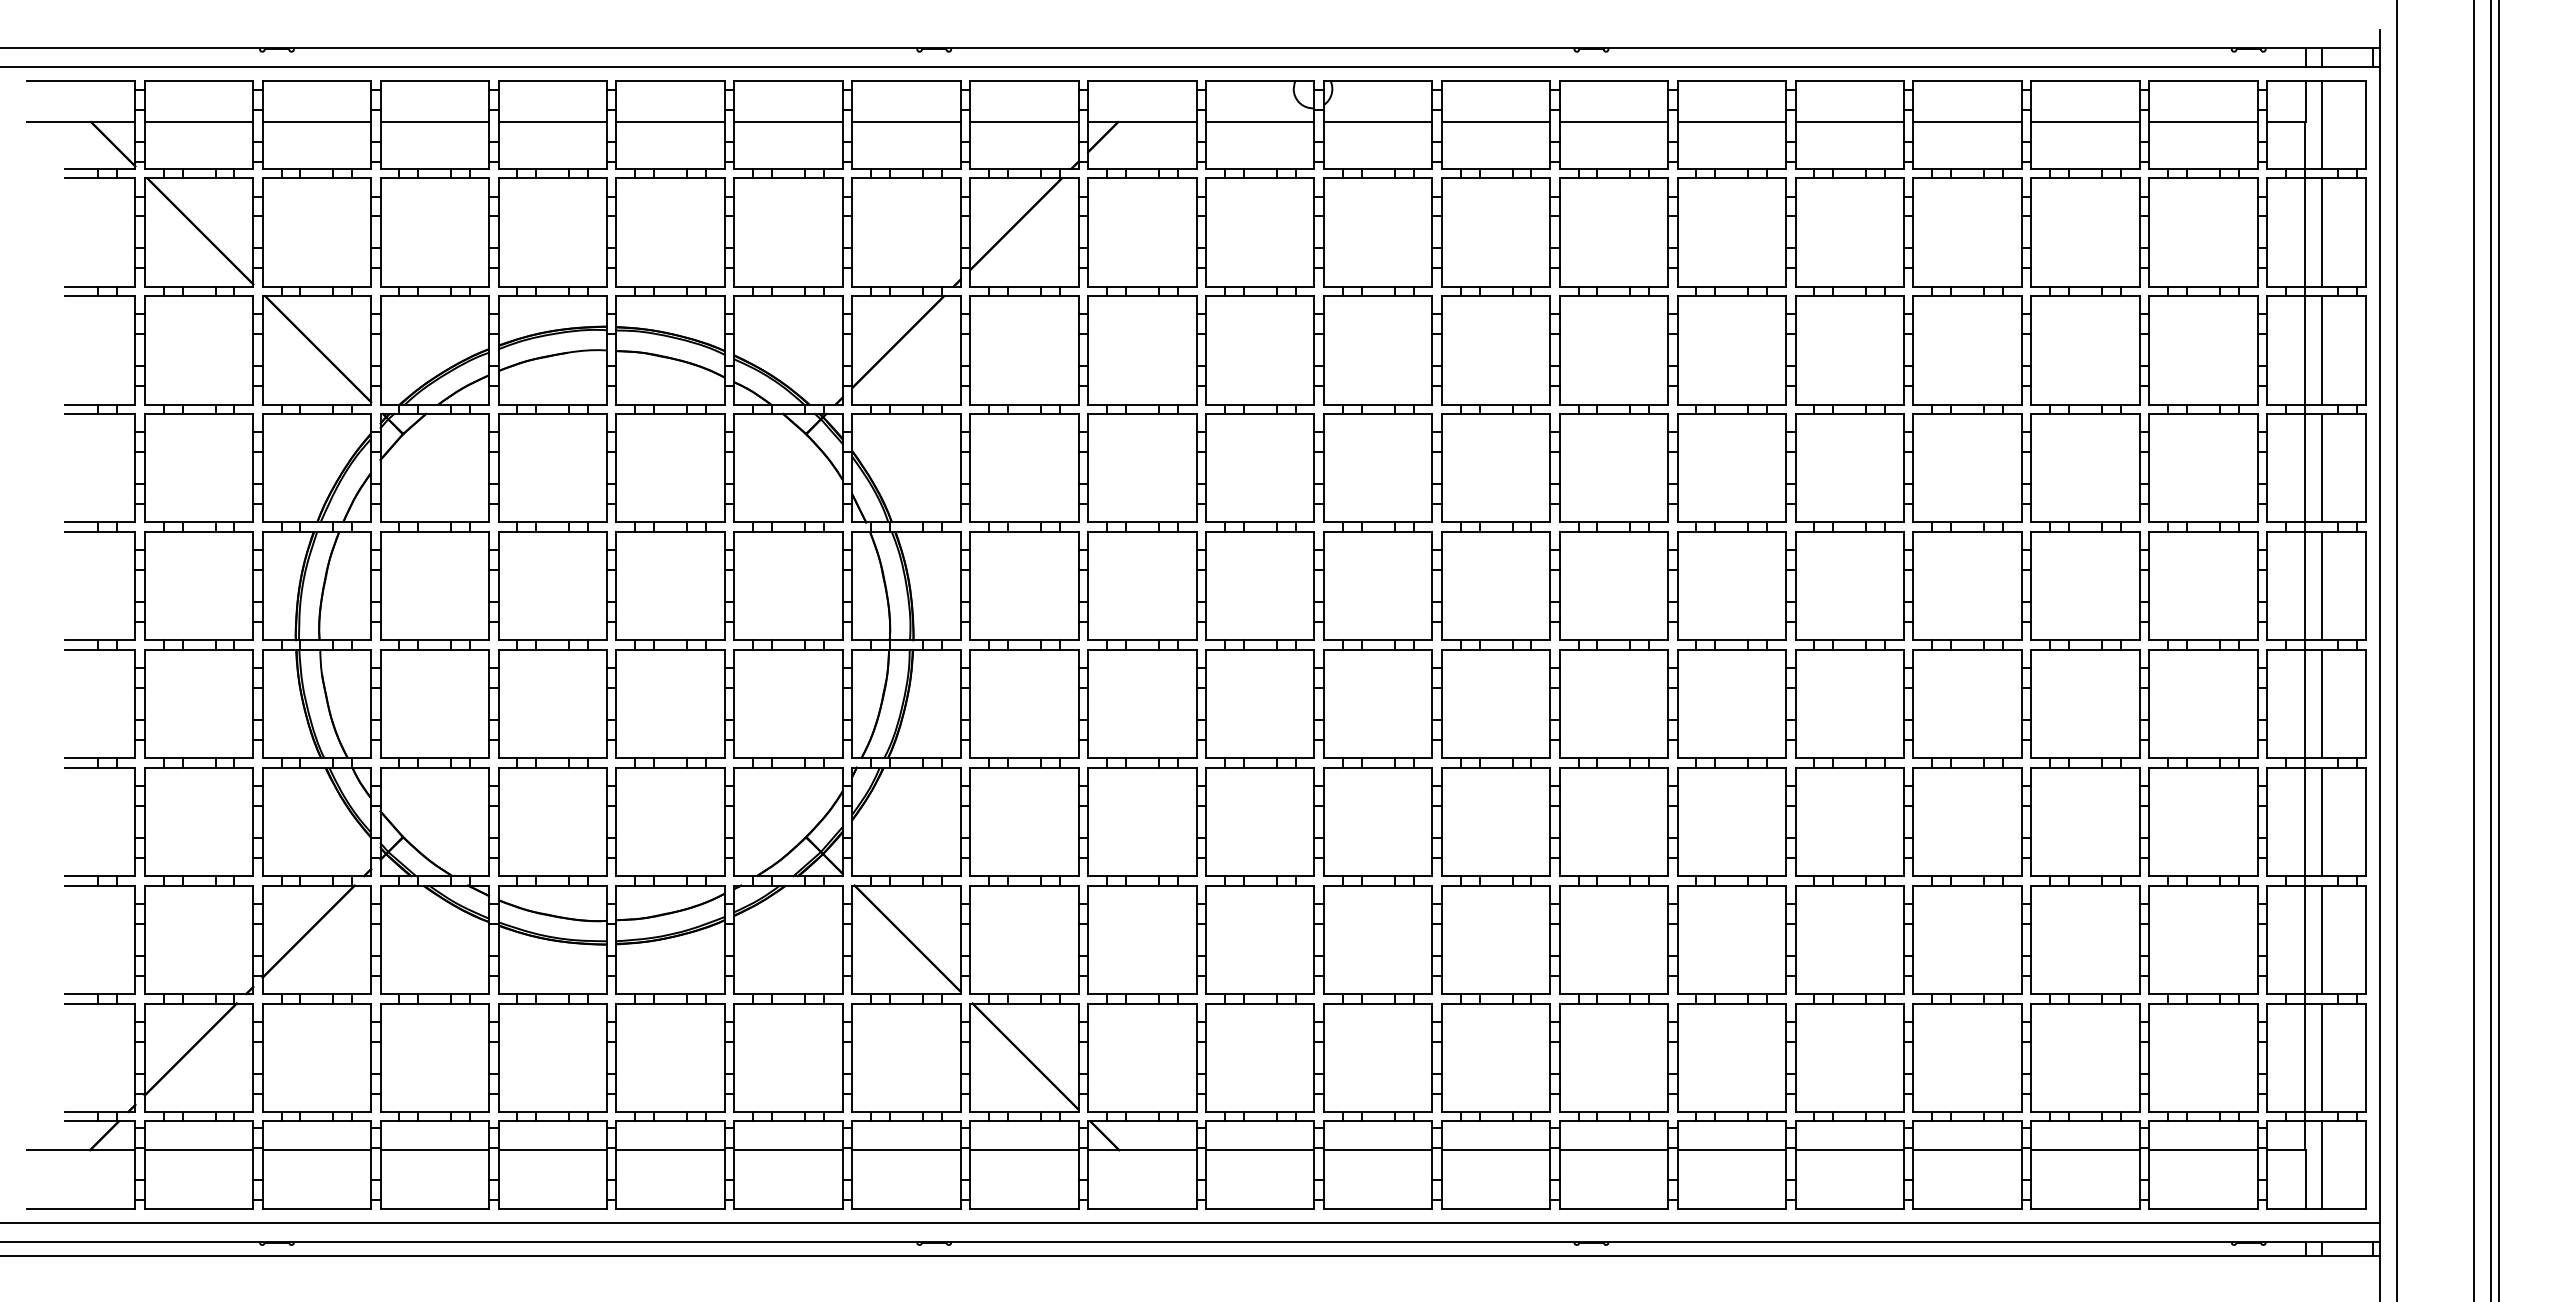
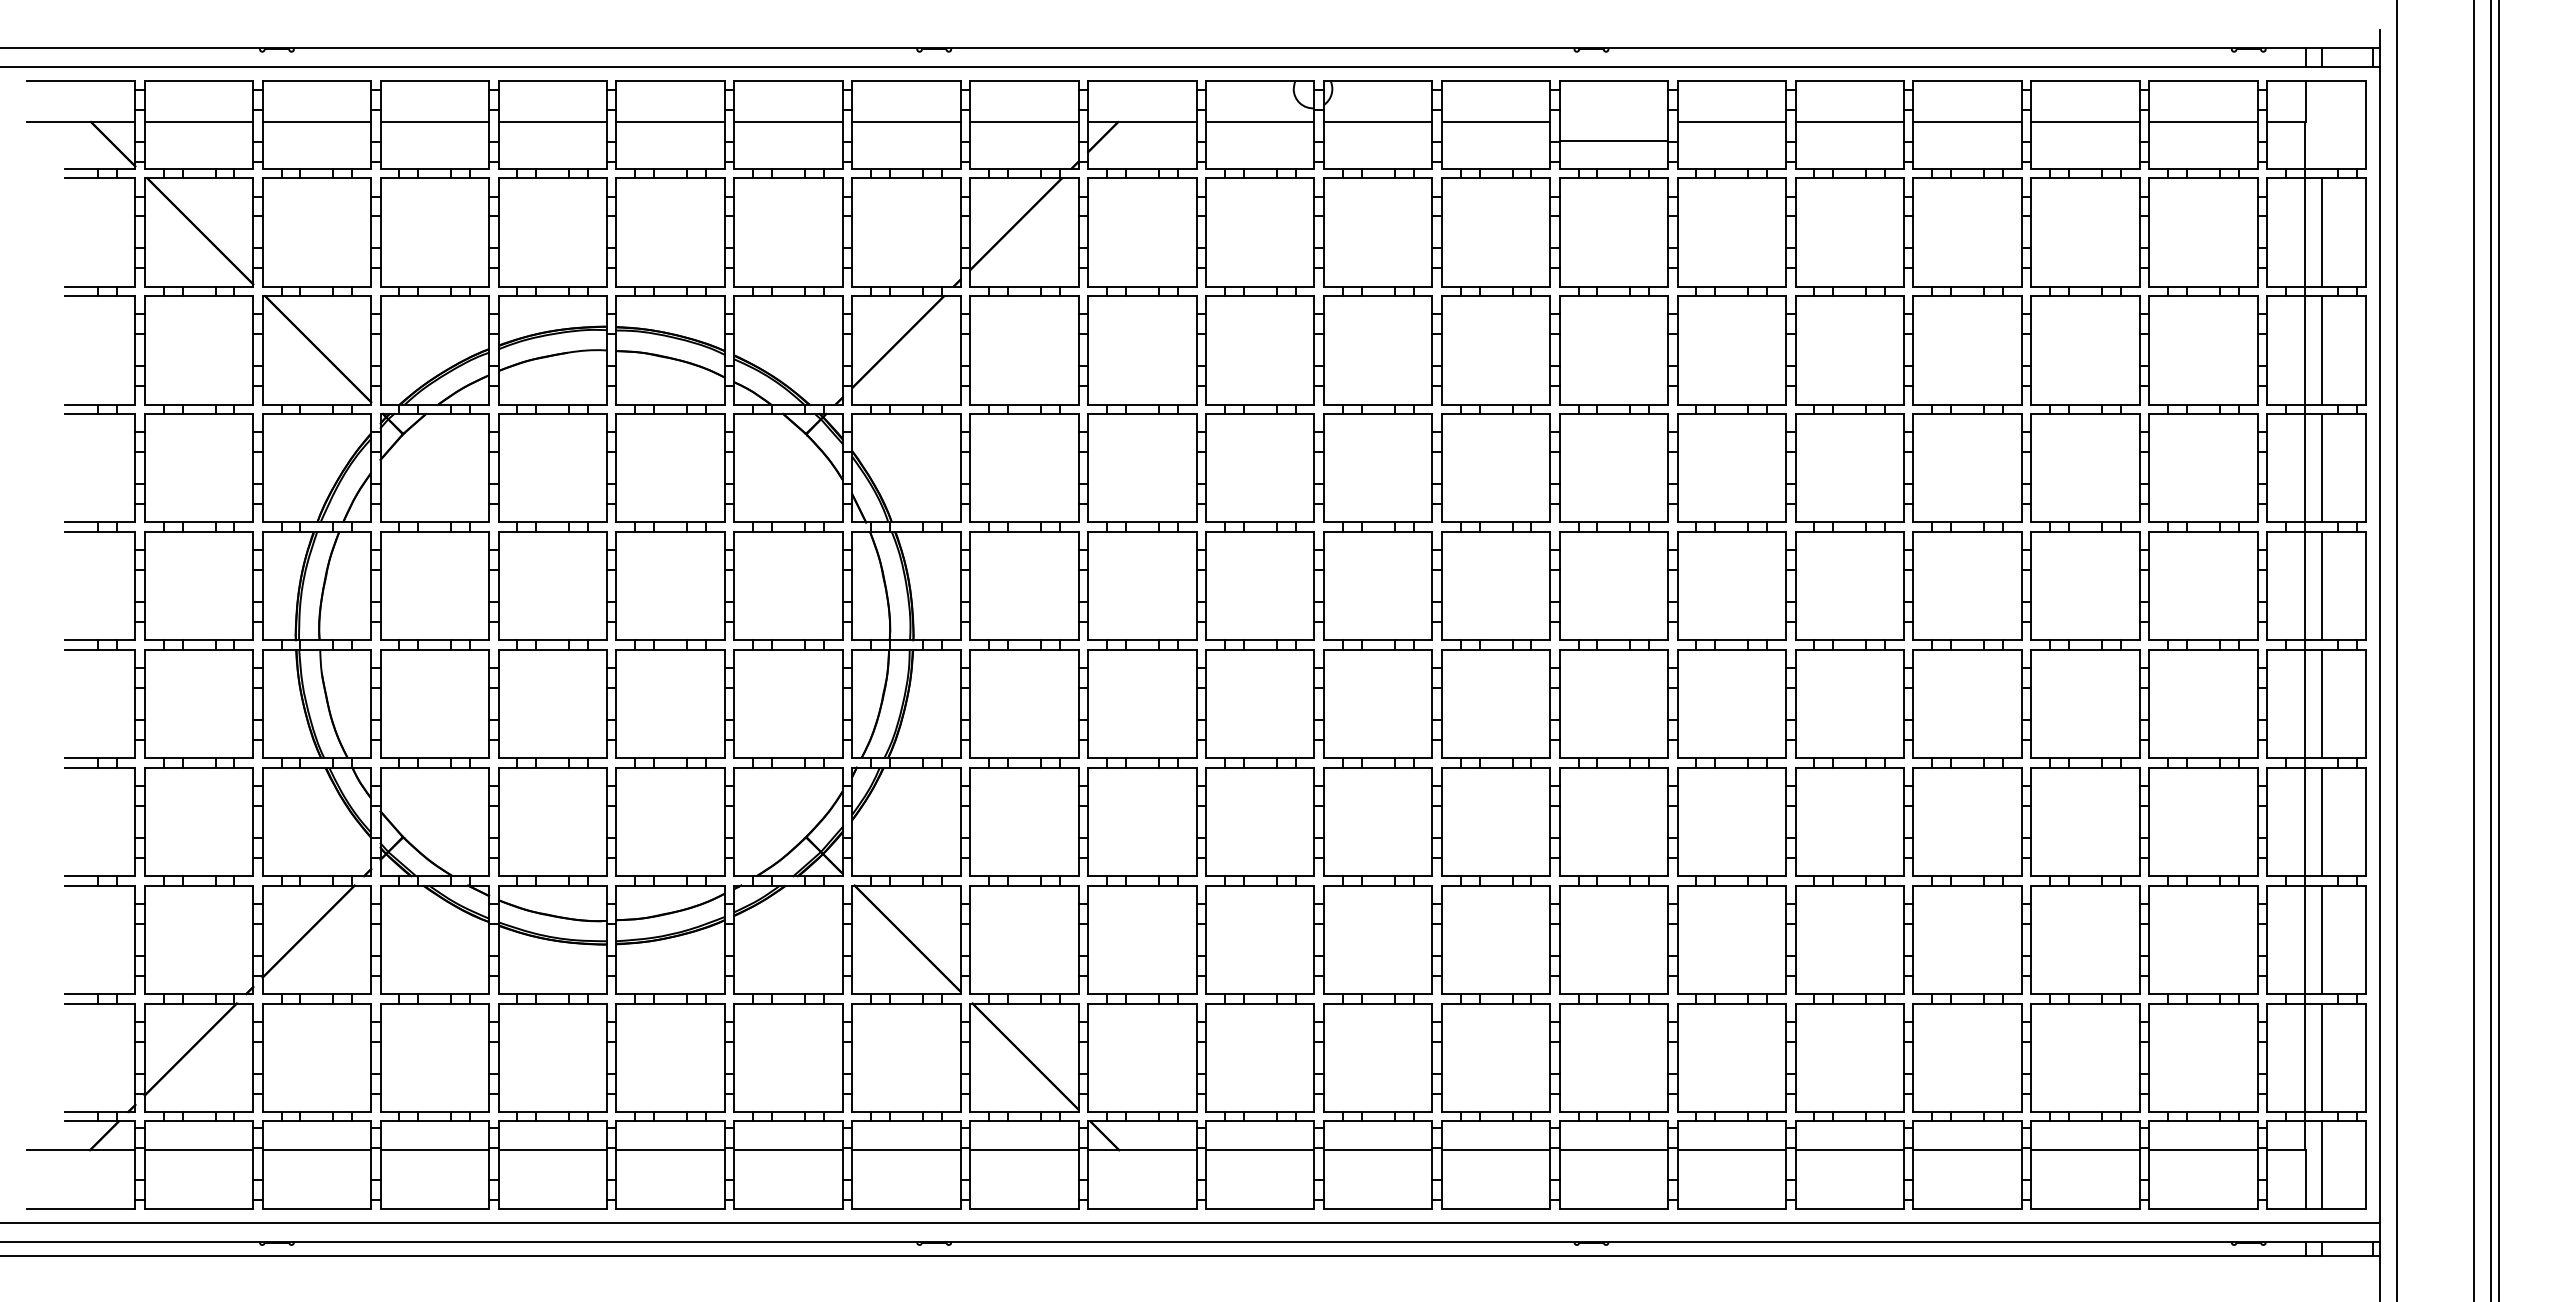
line position: (1613, 122) -> (1613, 141) (1613, 141)
line: present -> none (2321, 124)
